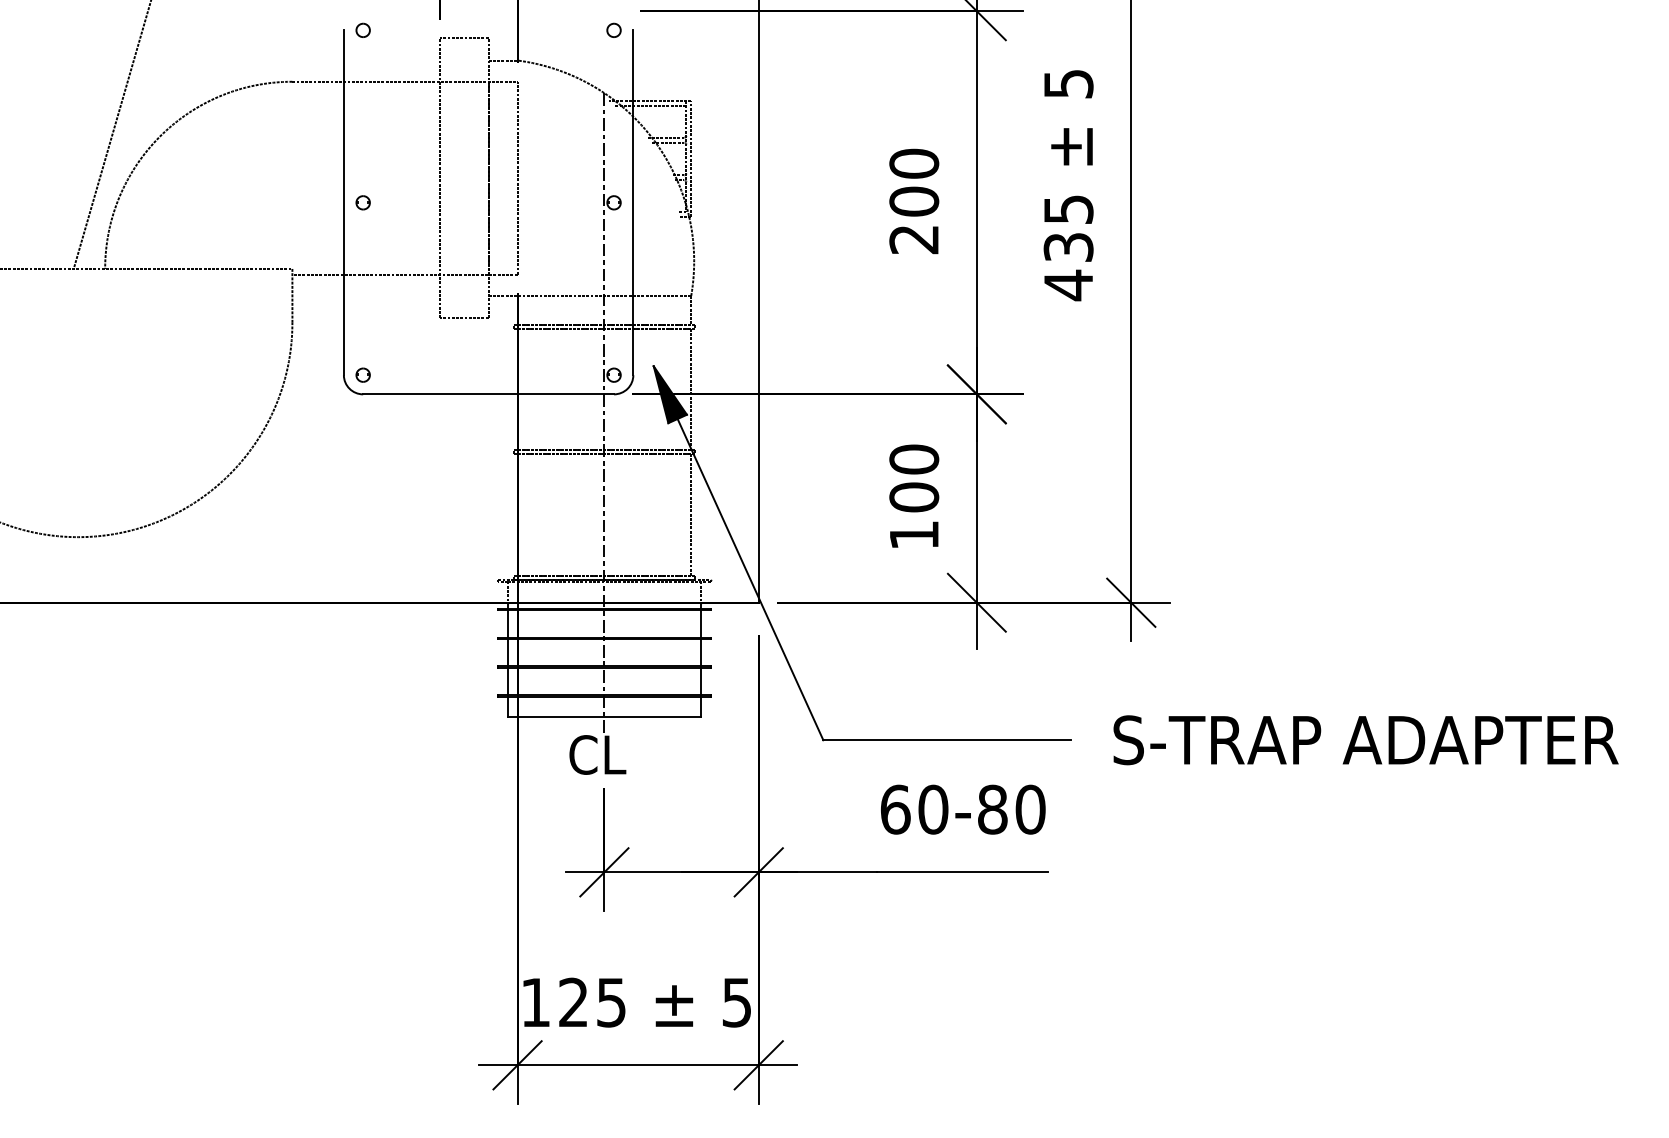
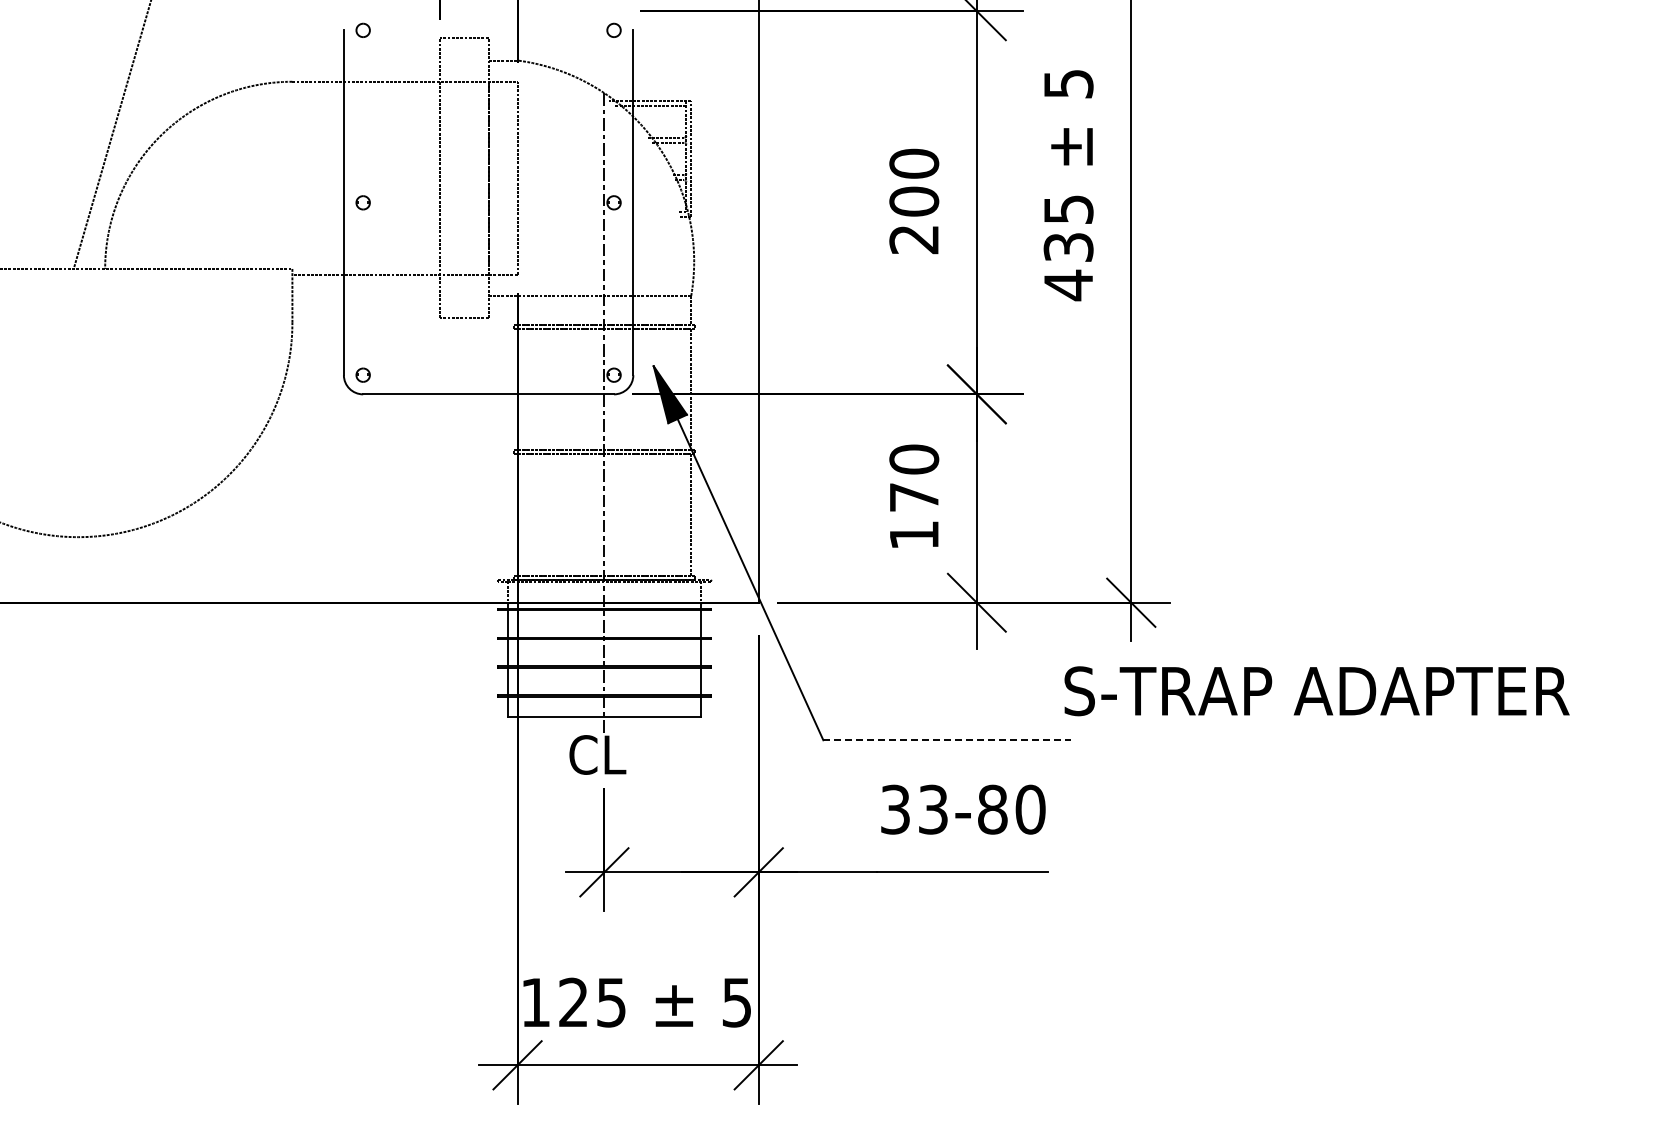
text: 100 -> 170 (914, 497)
line: solid -> dashed (947, 740)
text position: (1365, 740) -> (1316, 691) (1316, 691)
text: 60-80 -> 33-80 (914, 809)
